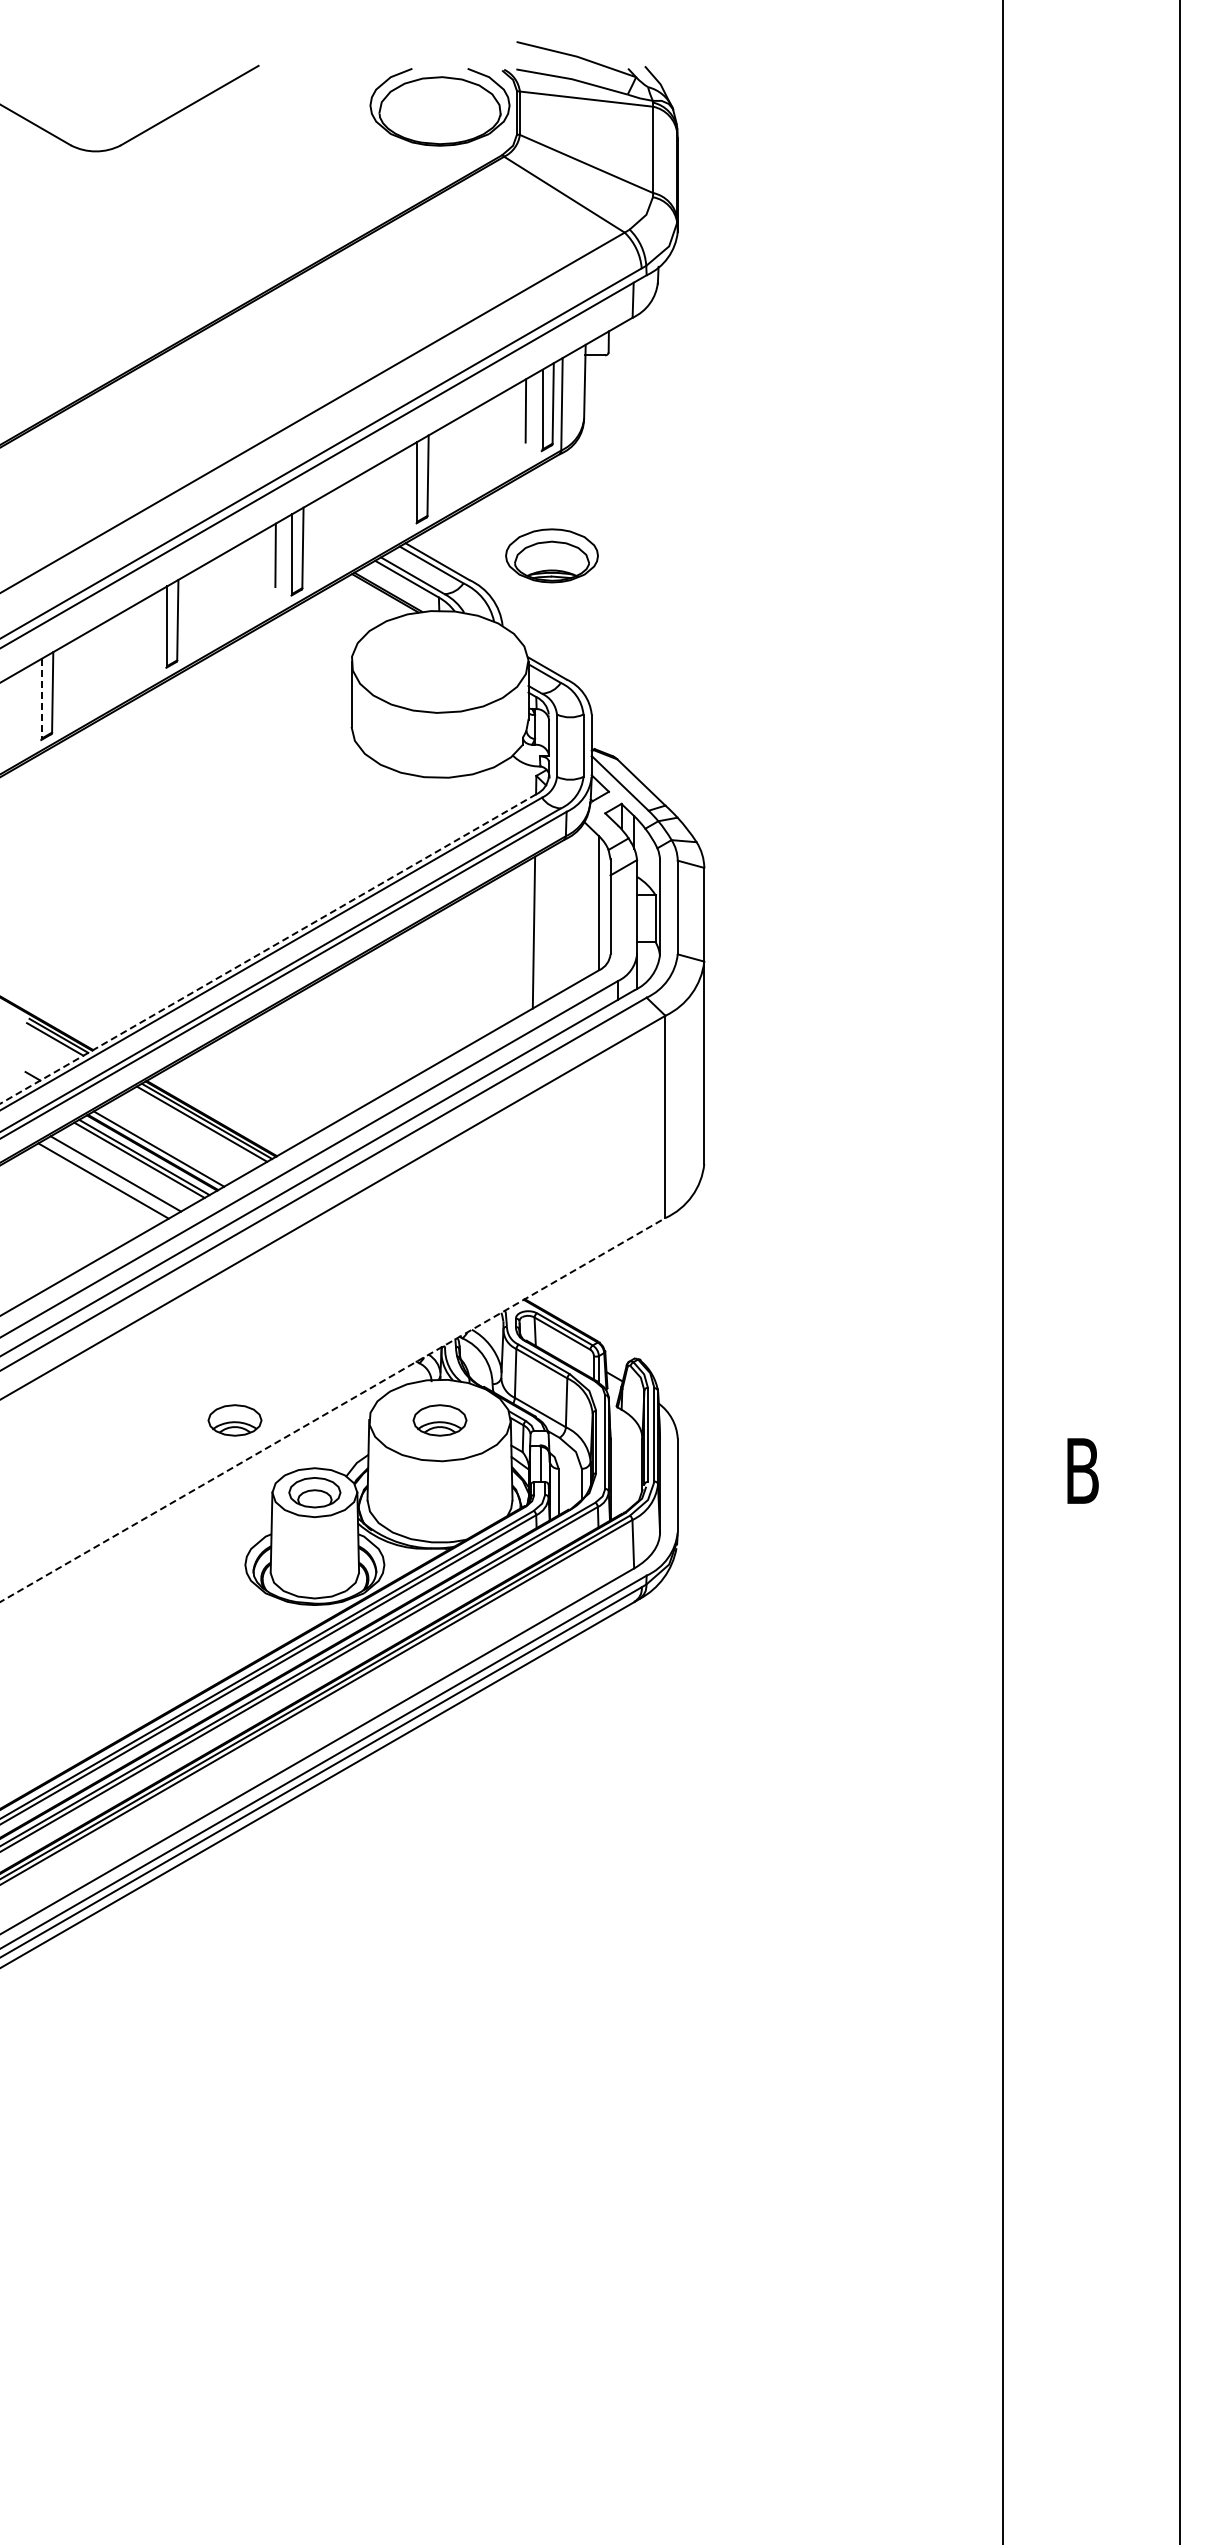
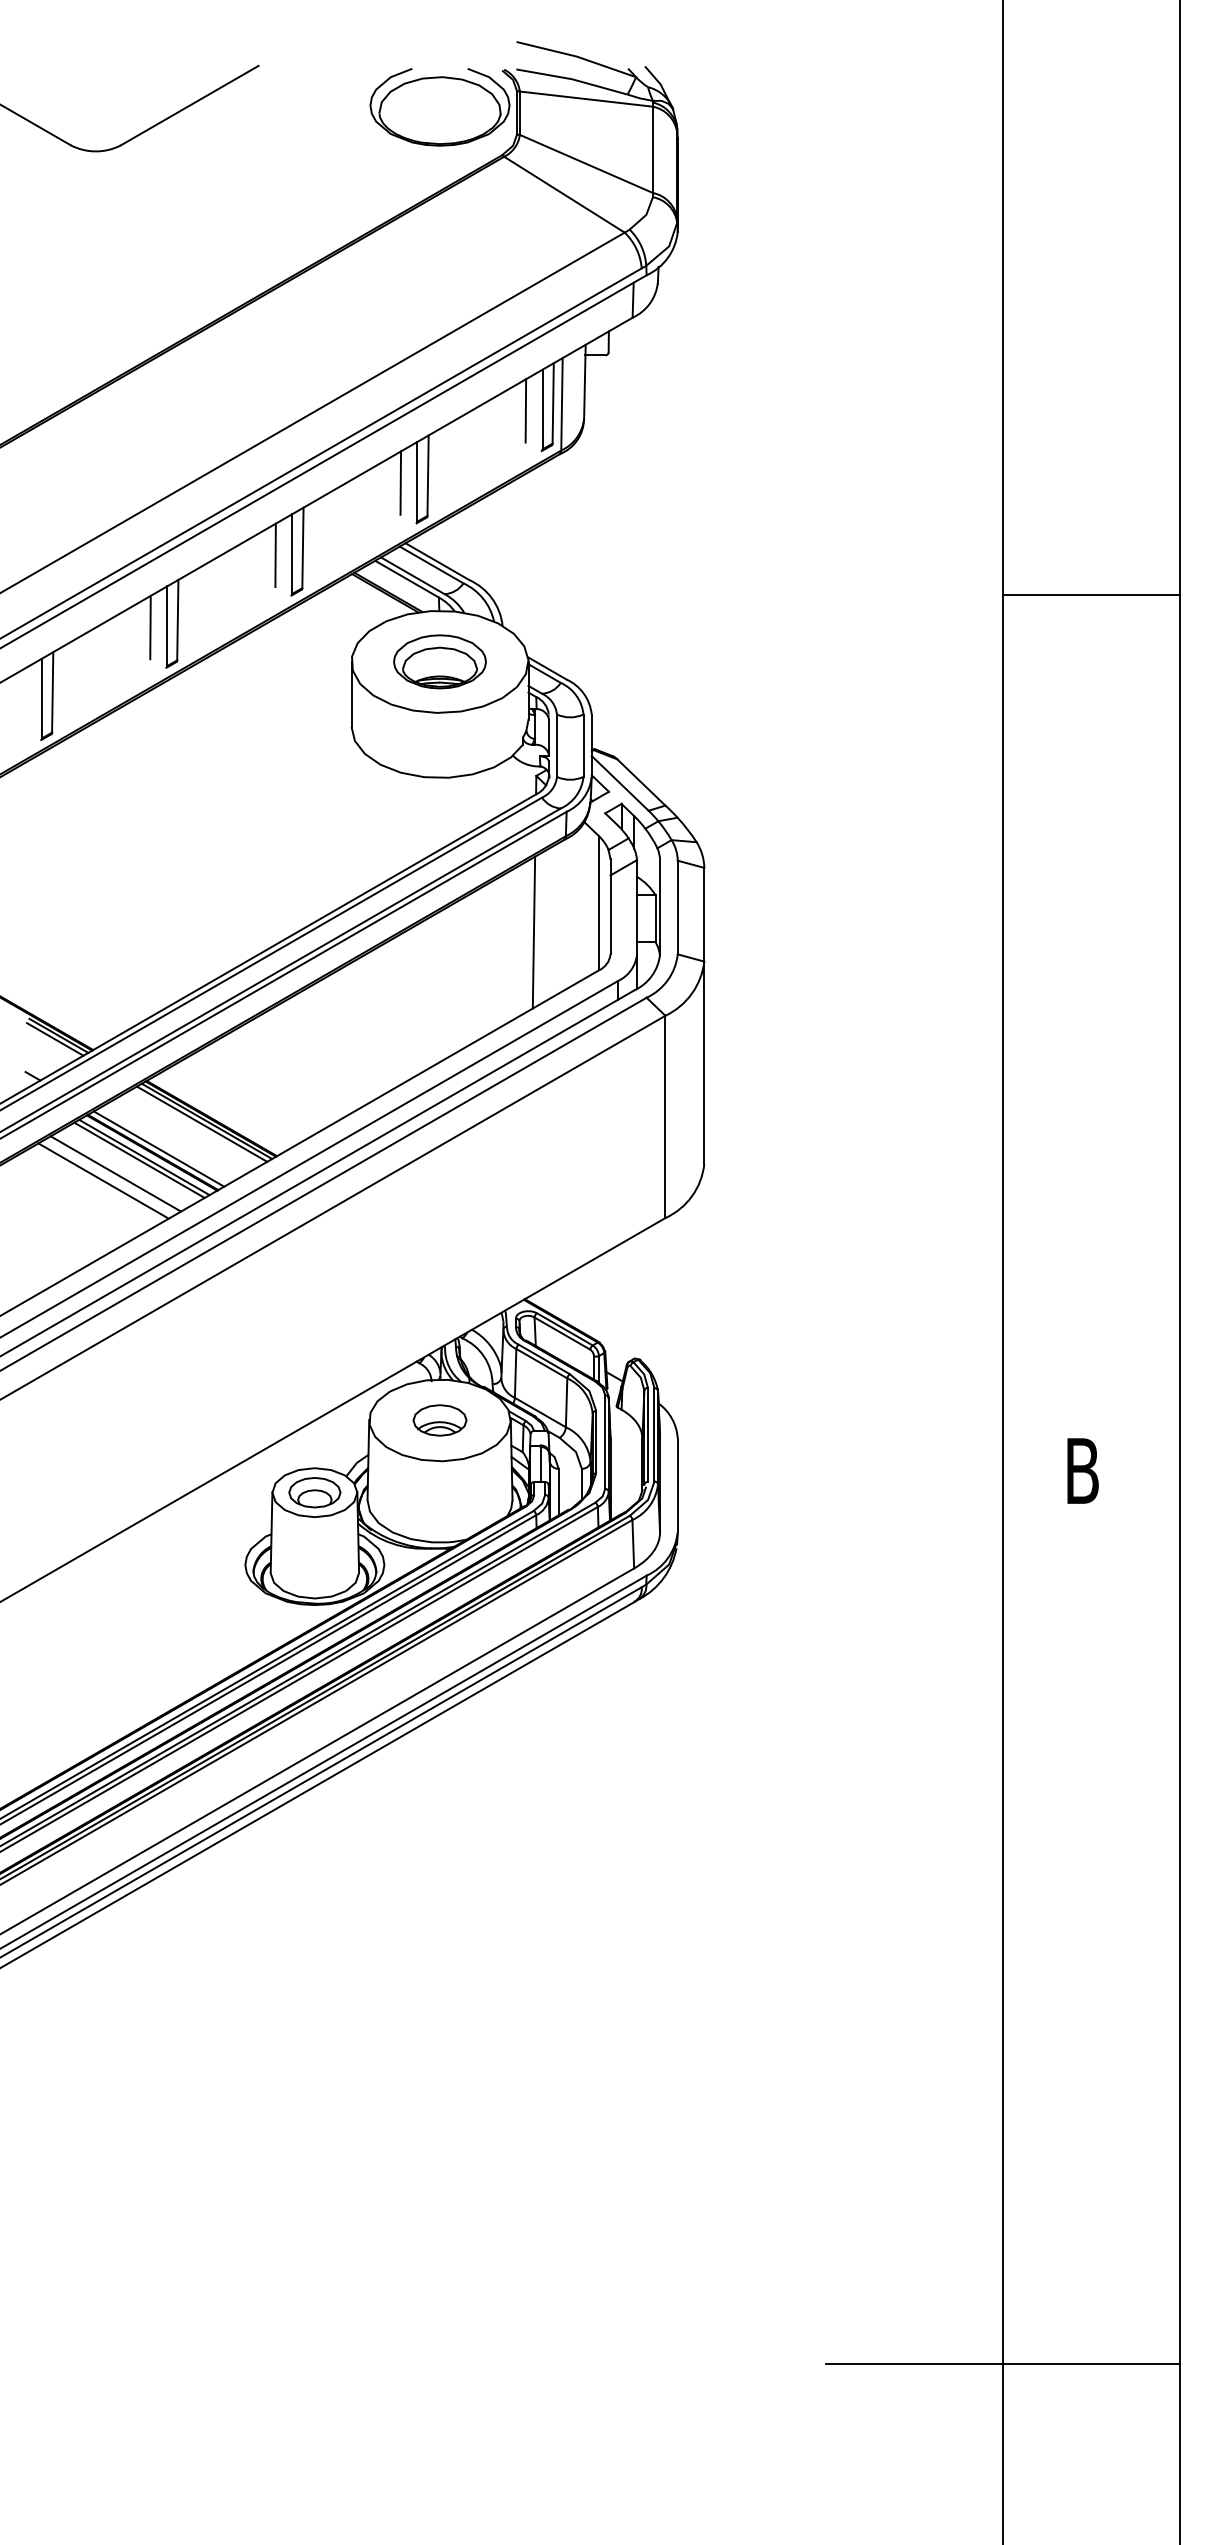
line: none -> present (400, 482)
part position: (551, 555) -> (439, 661) (439, 661)
line: none -> present (1090, 594)
line: none -> present (150, 627)
line: dashed -> solid (42, 698)
line: dashed -> solid (267, 949)
line: dashed -> solid (333, 1409)
part: present -> none (234, 1420)
line: none -> present (1002, 2364)
